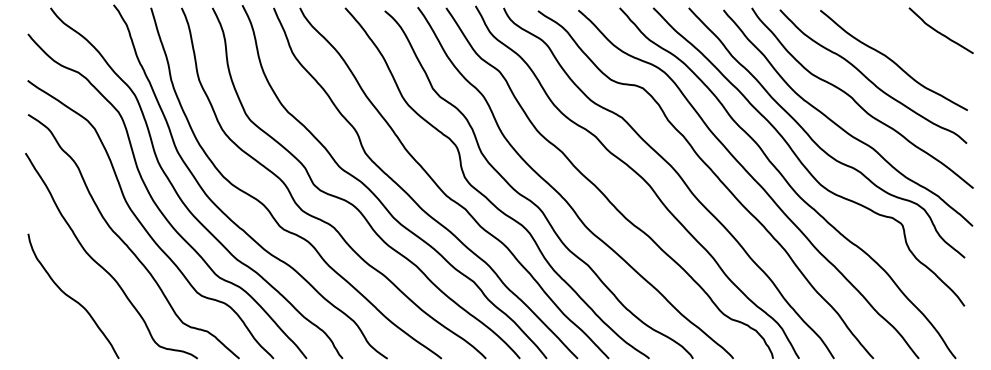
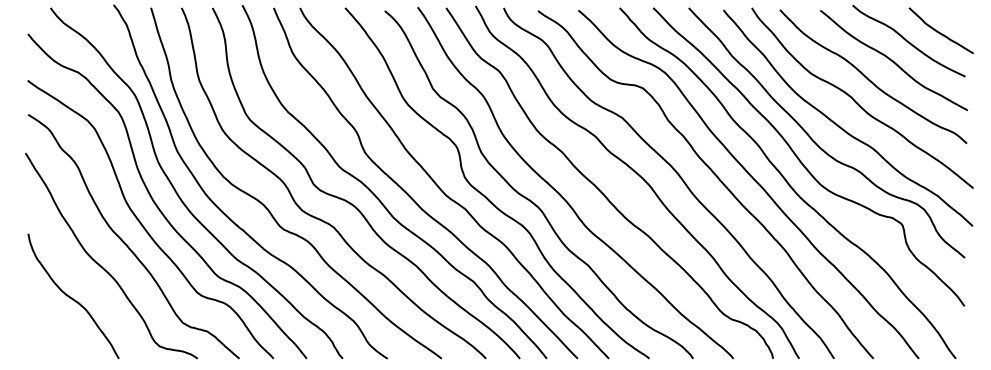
curve: none -> present (907, 40)
